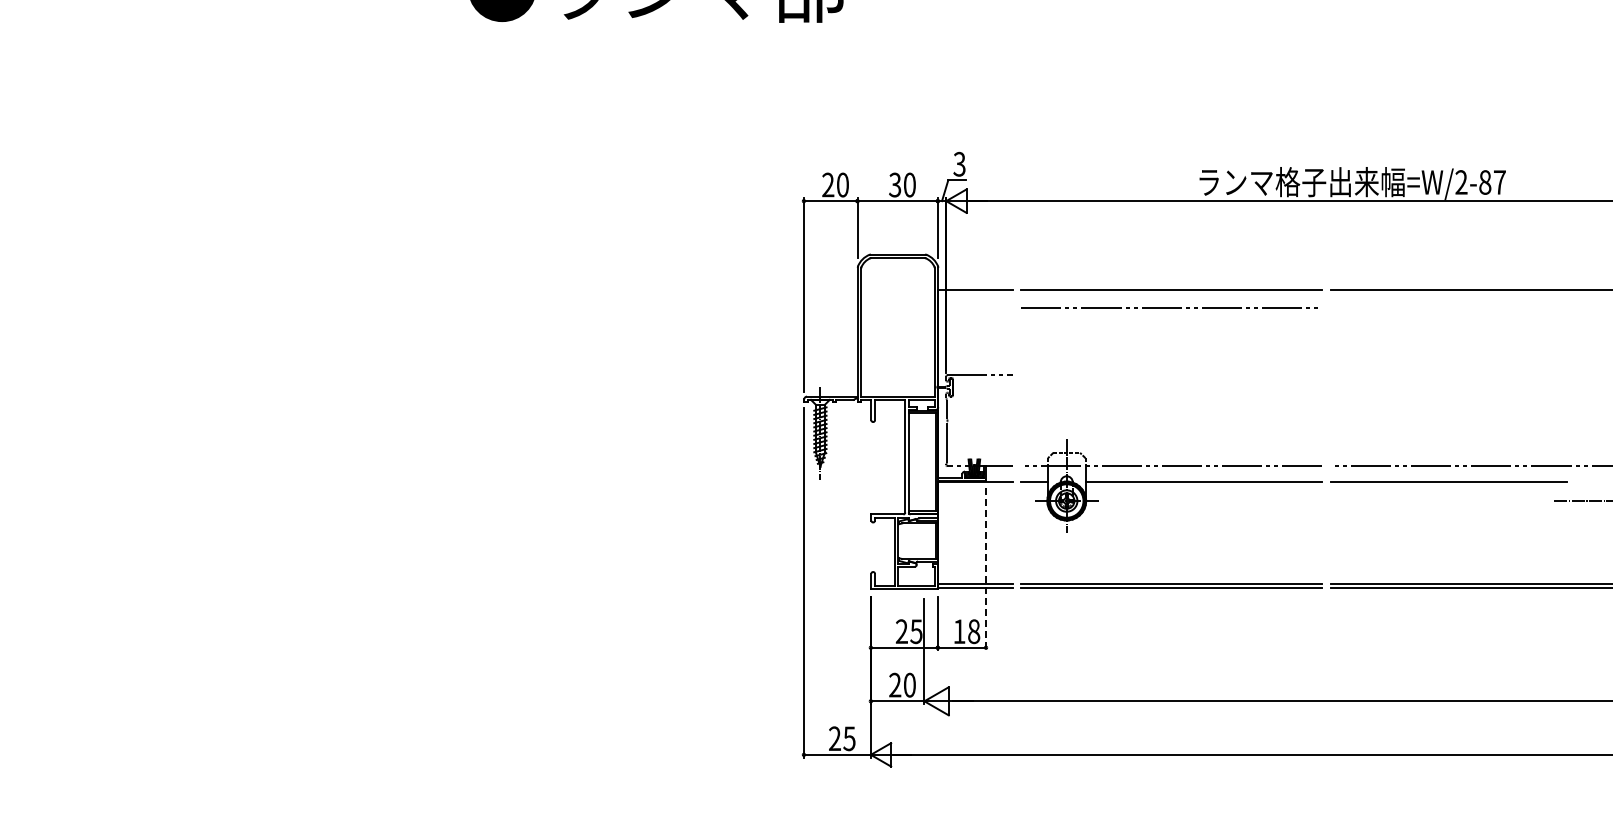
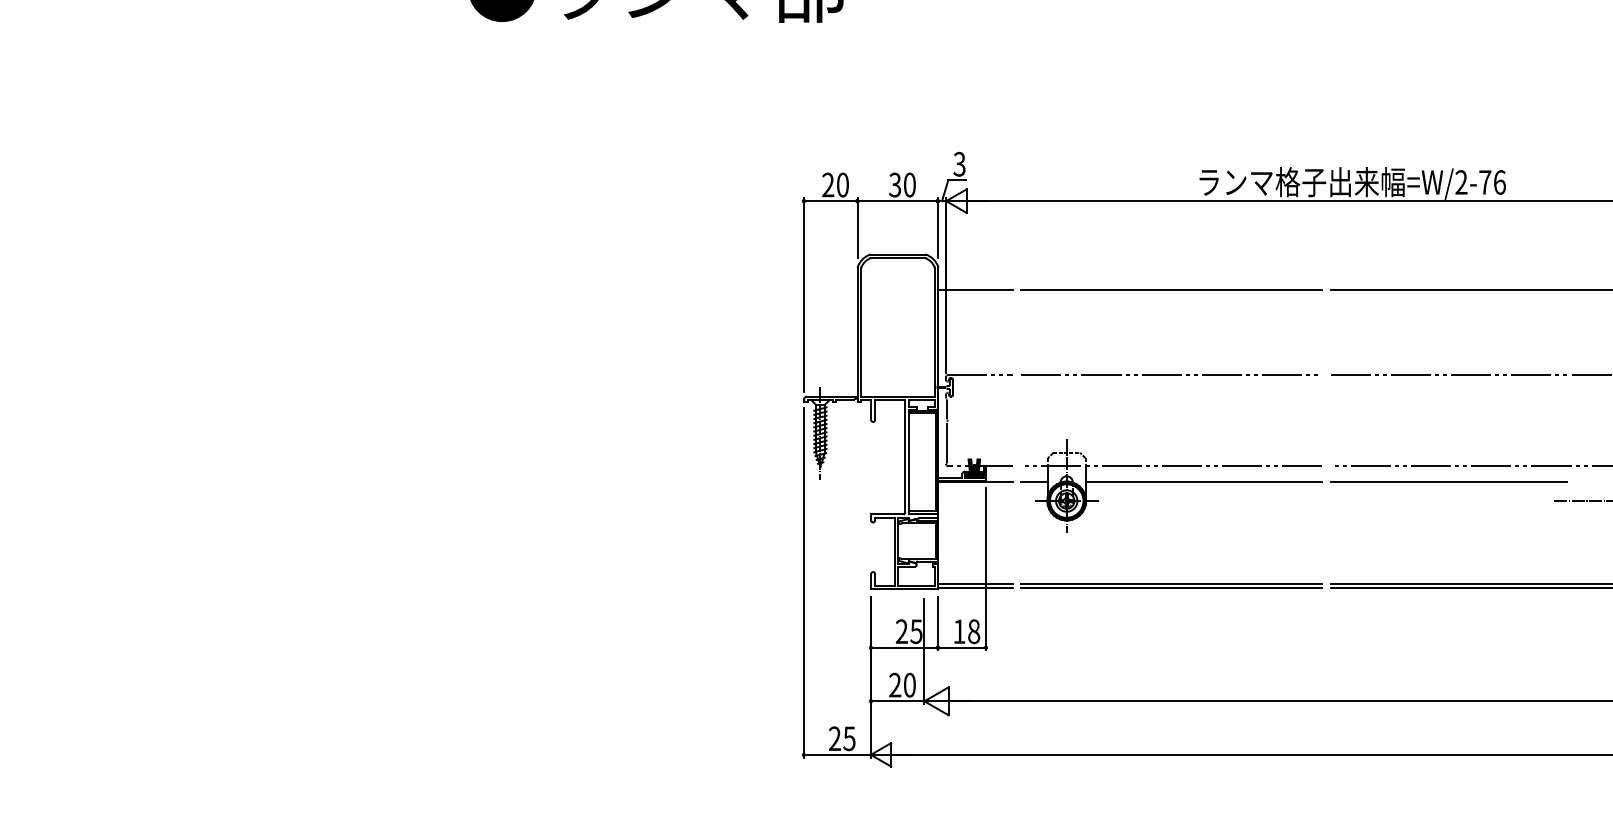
text: =W/2-87 -> =W/2-76 (1492, 182)
line position: (1169, 307) -> (1169, 374) (1169, 374)
line: none -> present (1469, 375)
line: dashed -> solid (986, 569)
